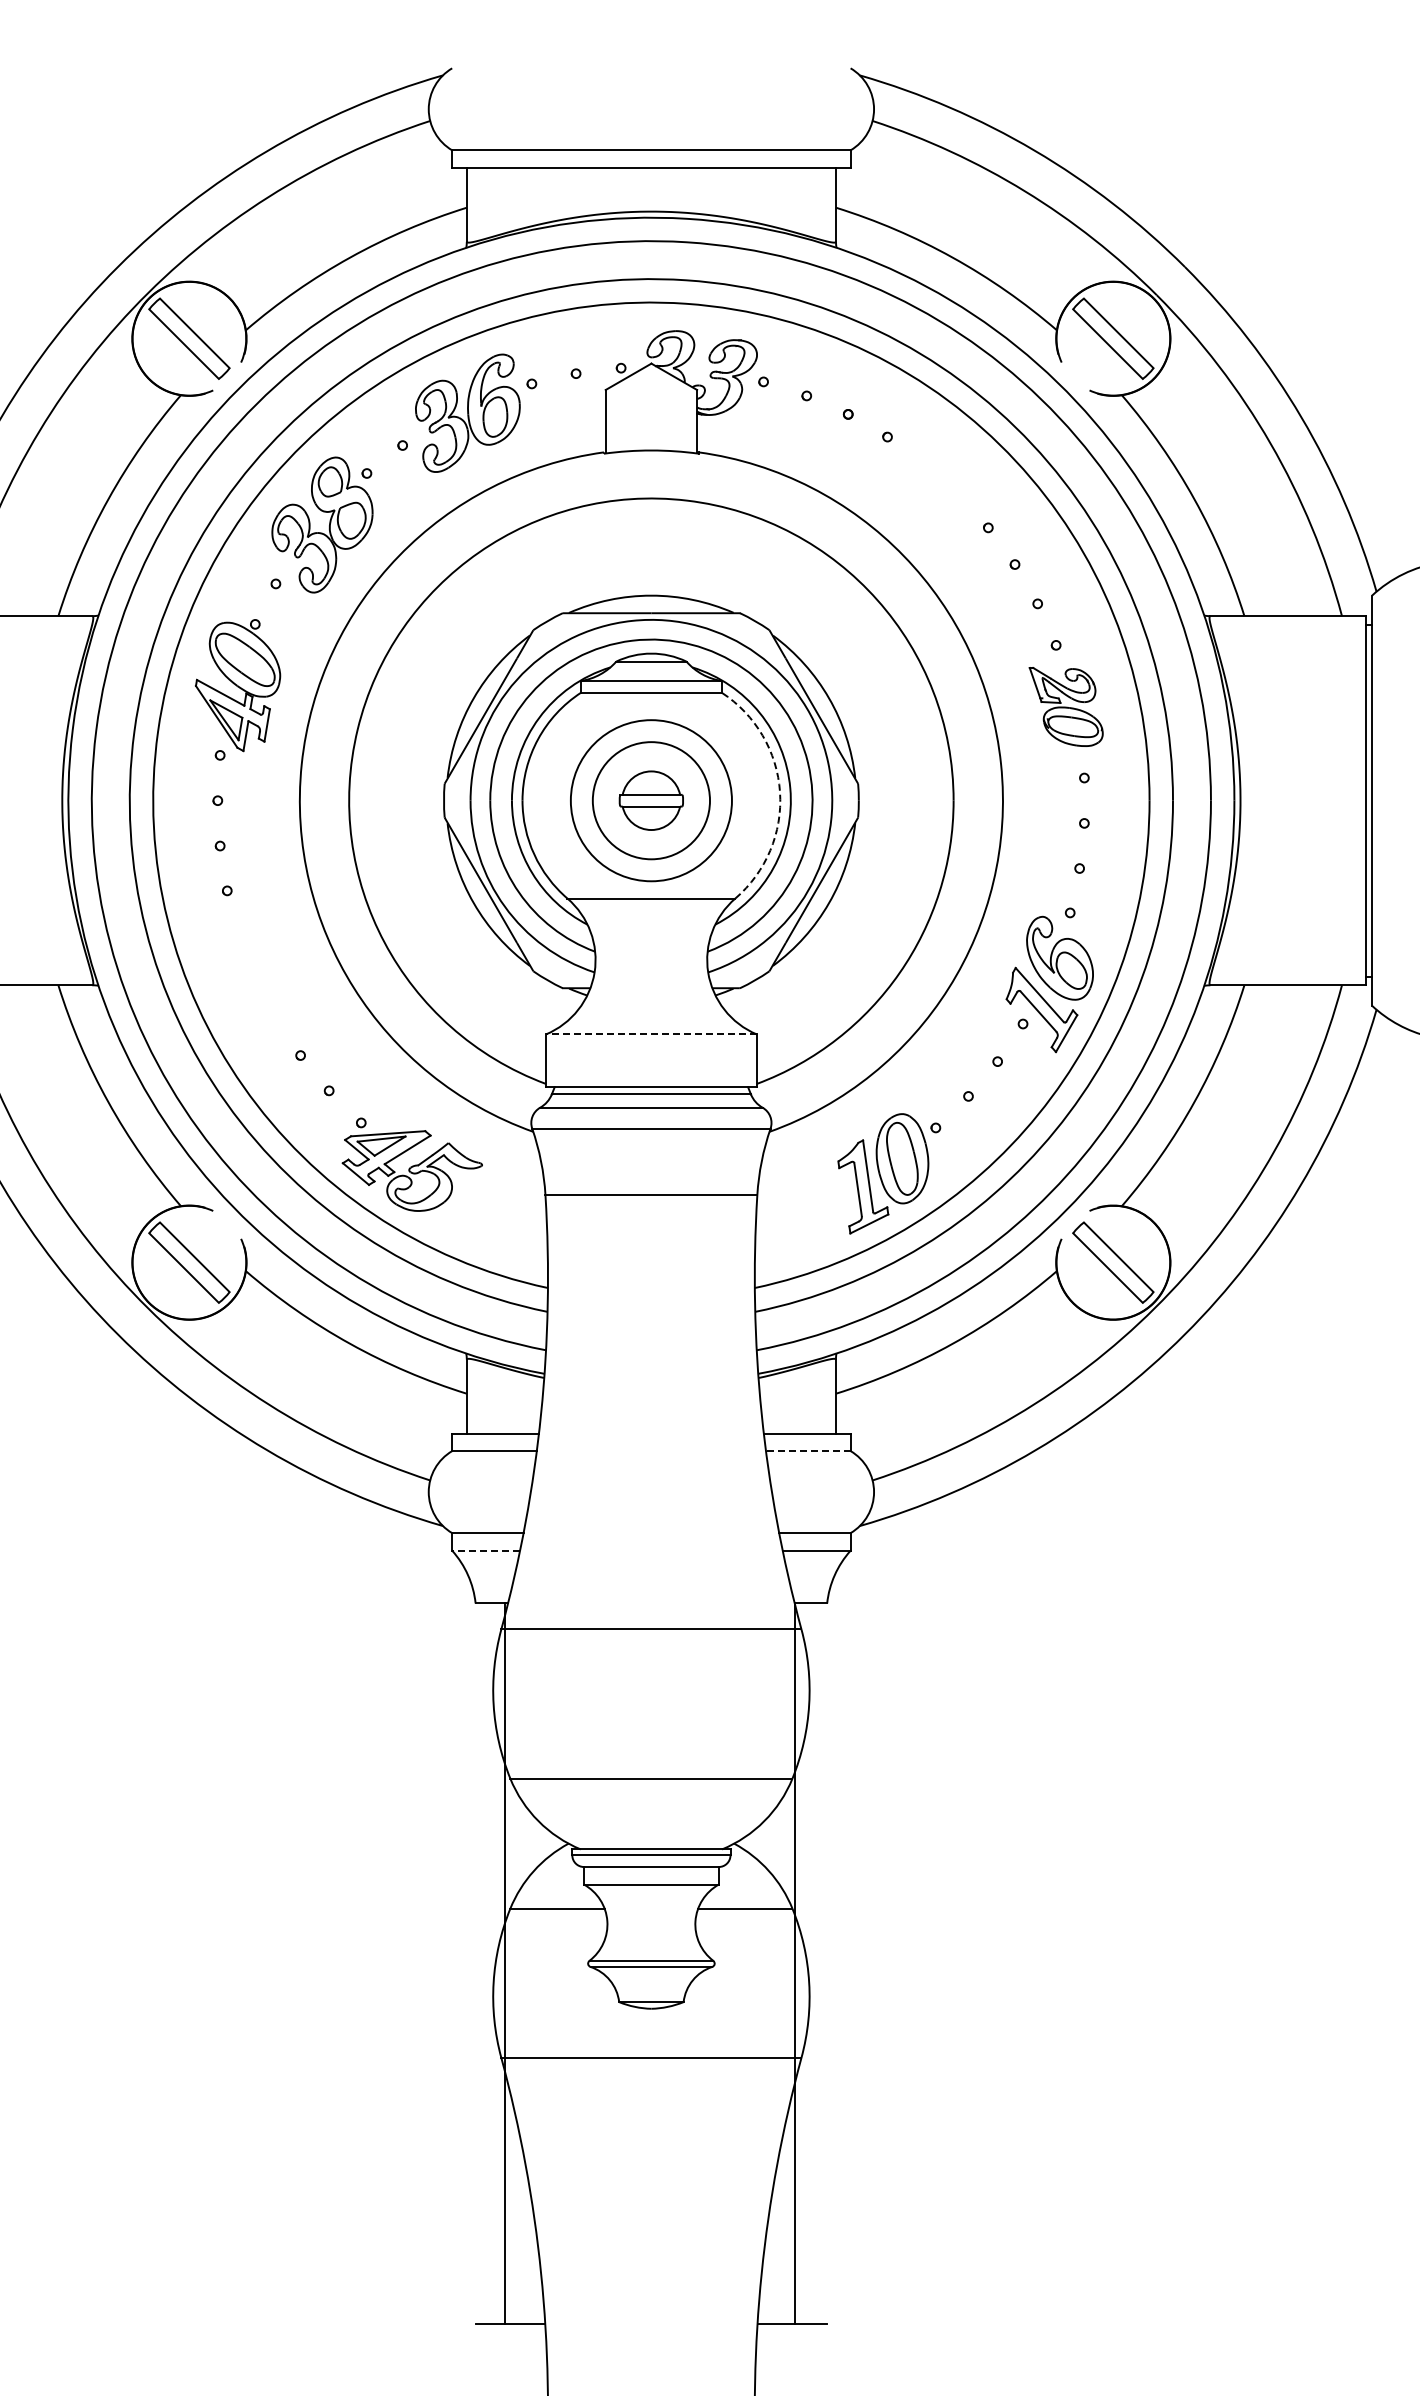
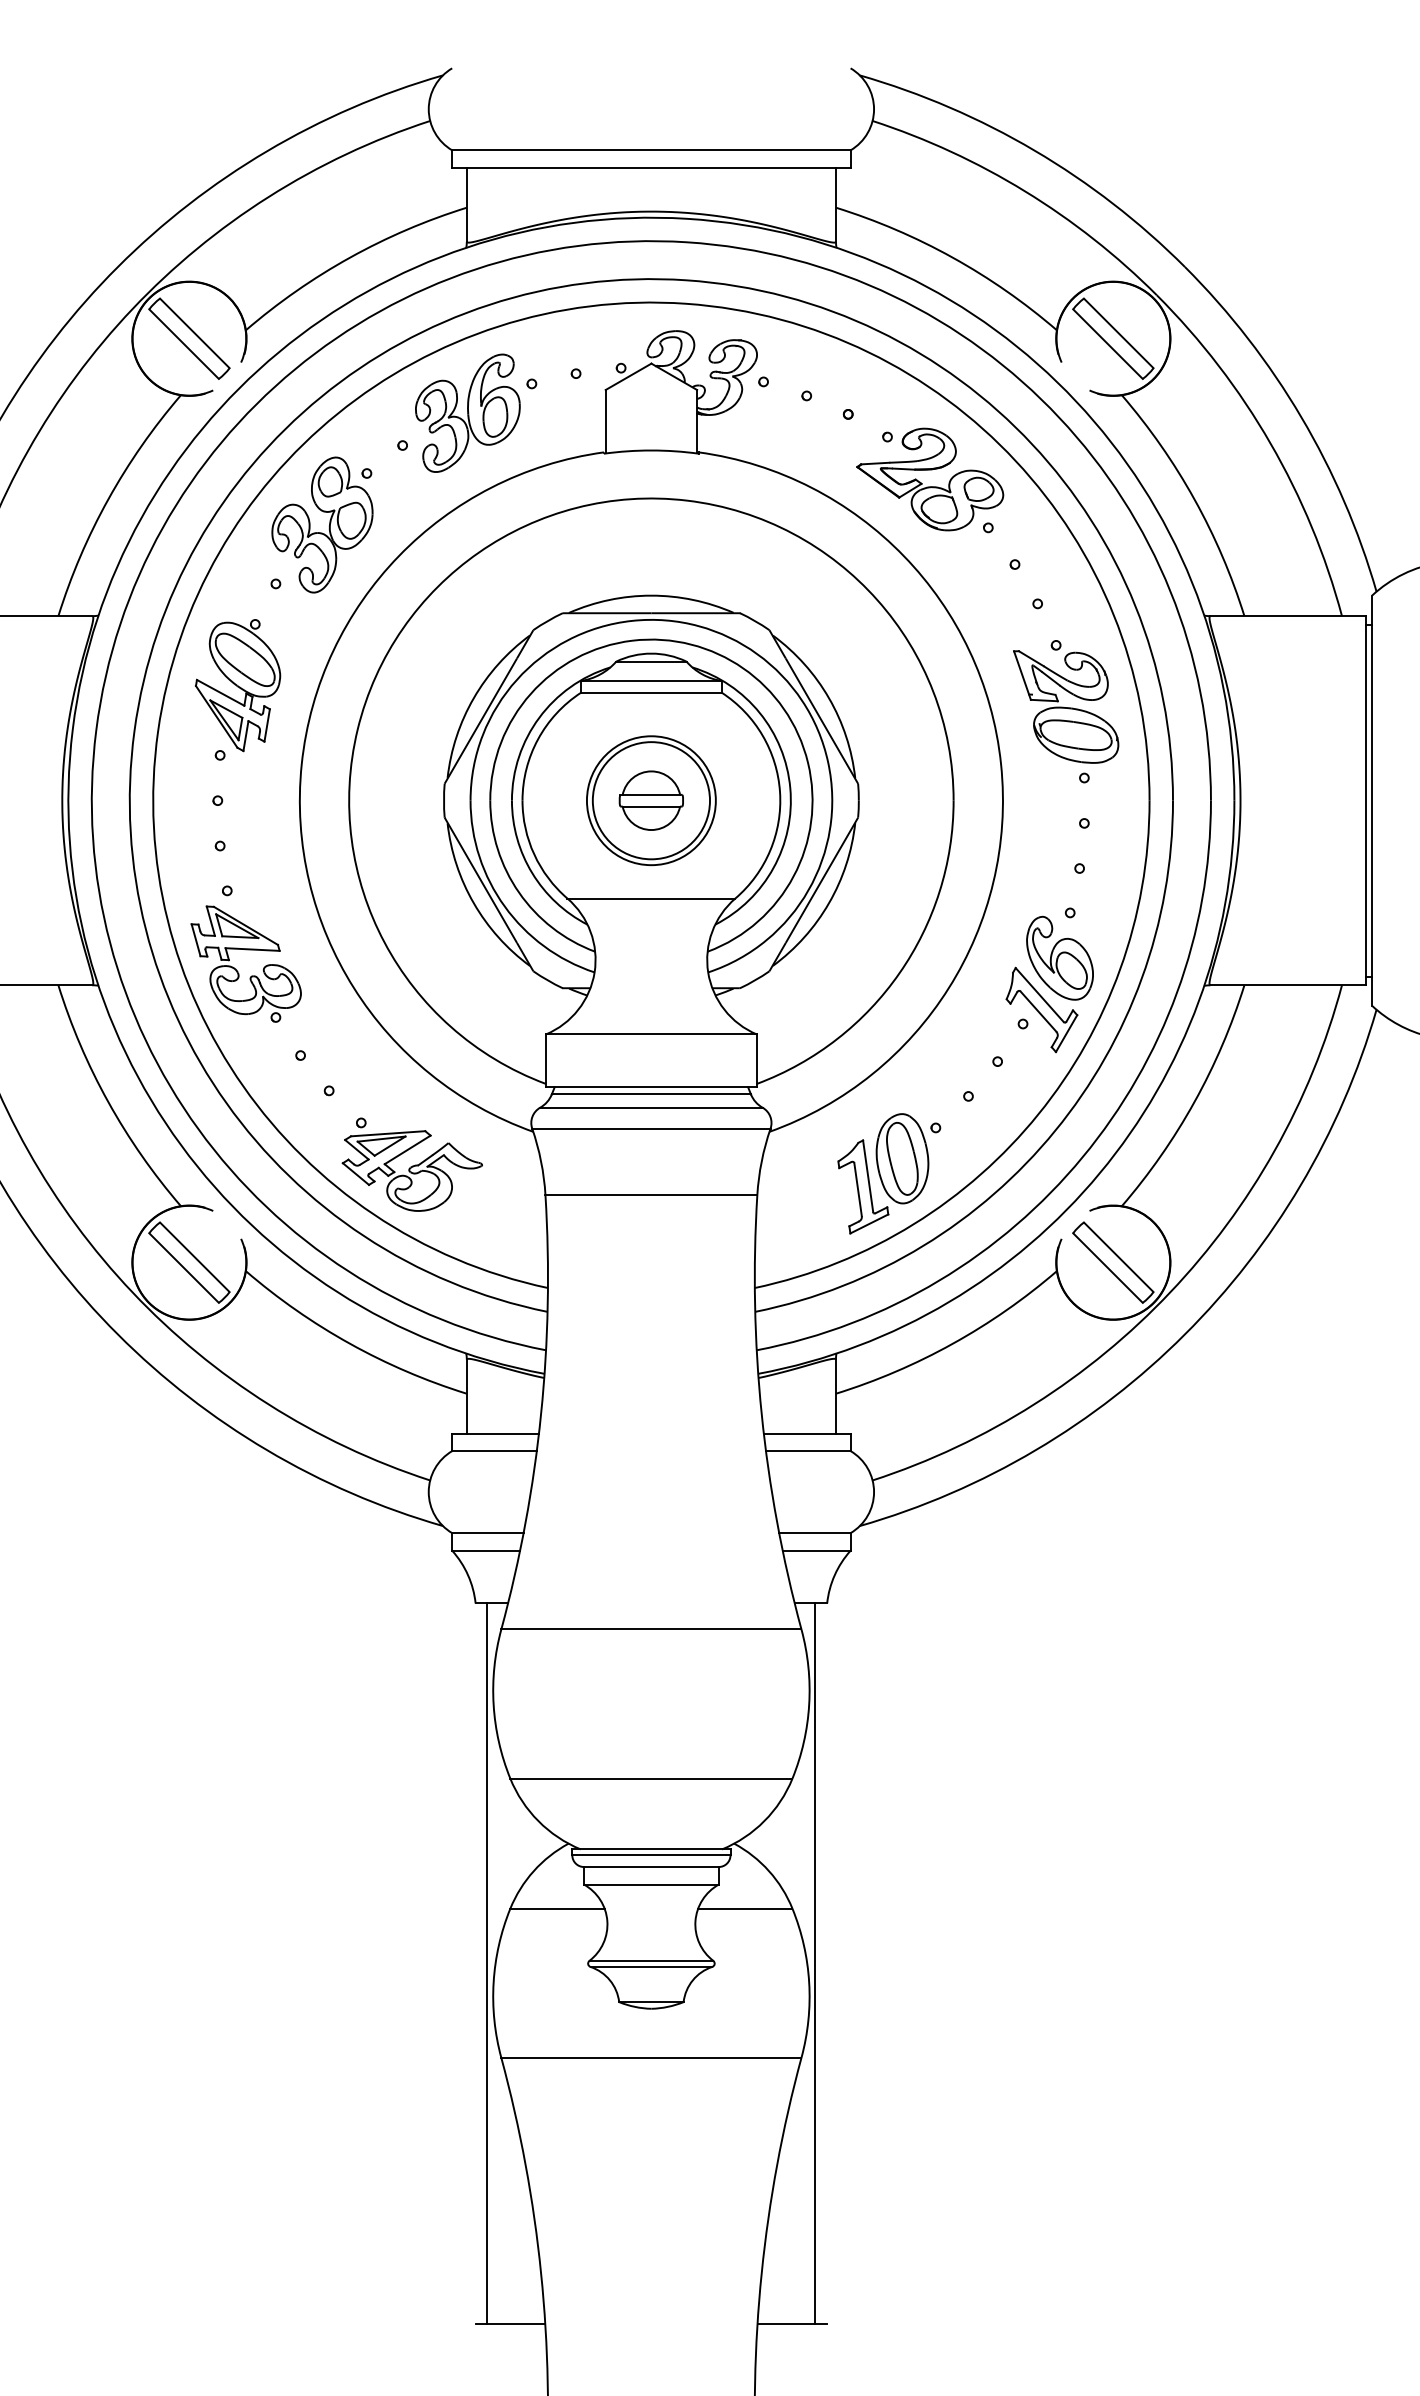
part: none -> present (930, 486)
part size: 76x80 px -> 107x114 px (1066, 706)
arc: dashed -> solid (780, 792)
circle diameter: 161 px -> 129 px (650, 800)
part: none -> present (237, 970)
line: dashed -> solid (650, 1034)
line: dashed -> solid (807, 1451)
line: dashed -> solid (486, 1550)
line position: (505, 1963) -> (487, 1963) (487, 1963)
line position: (795, 1963) -> (815, 1963) (815, 1963)
